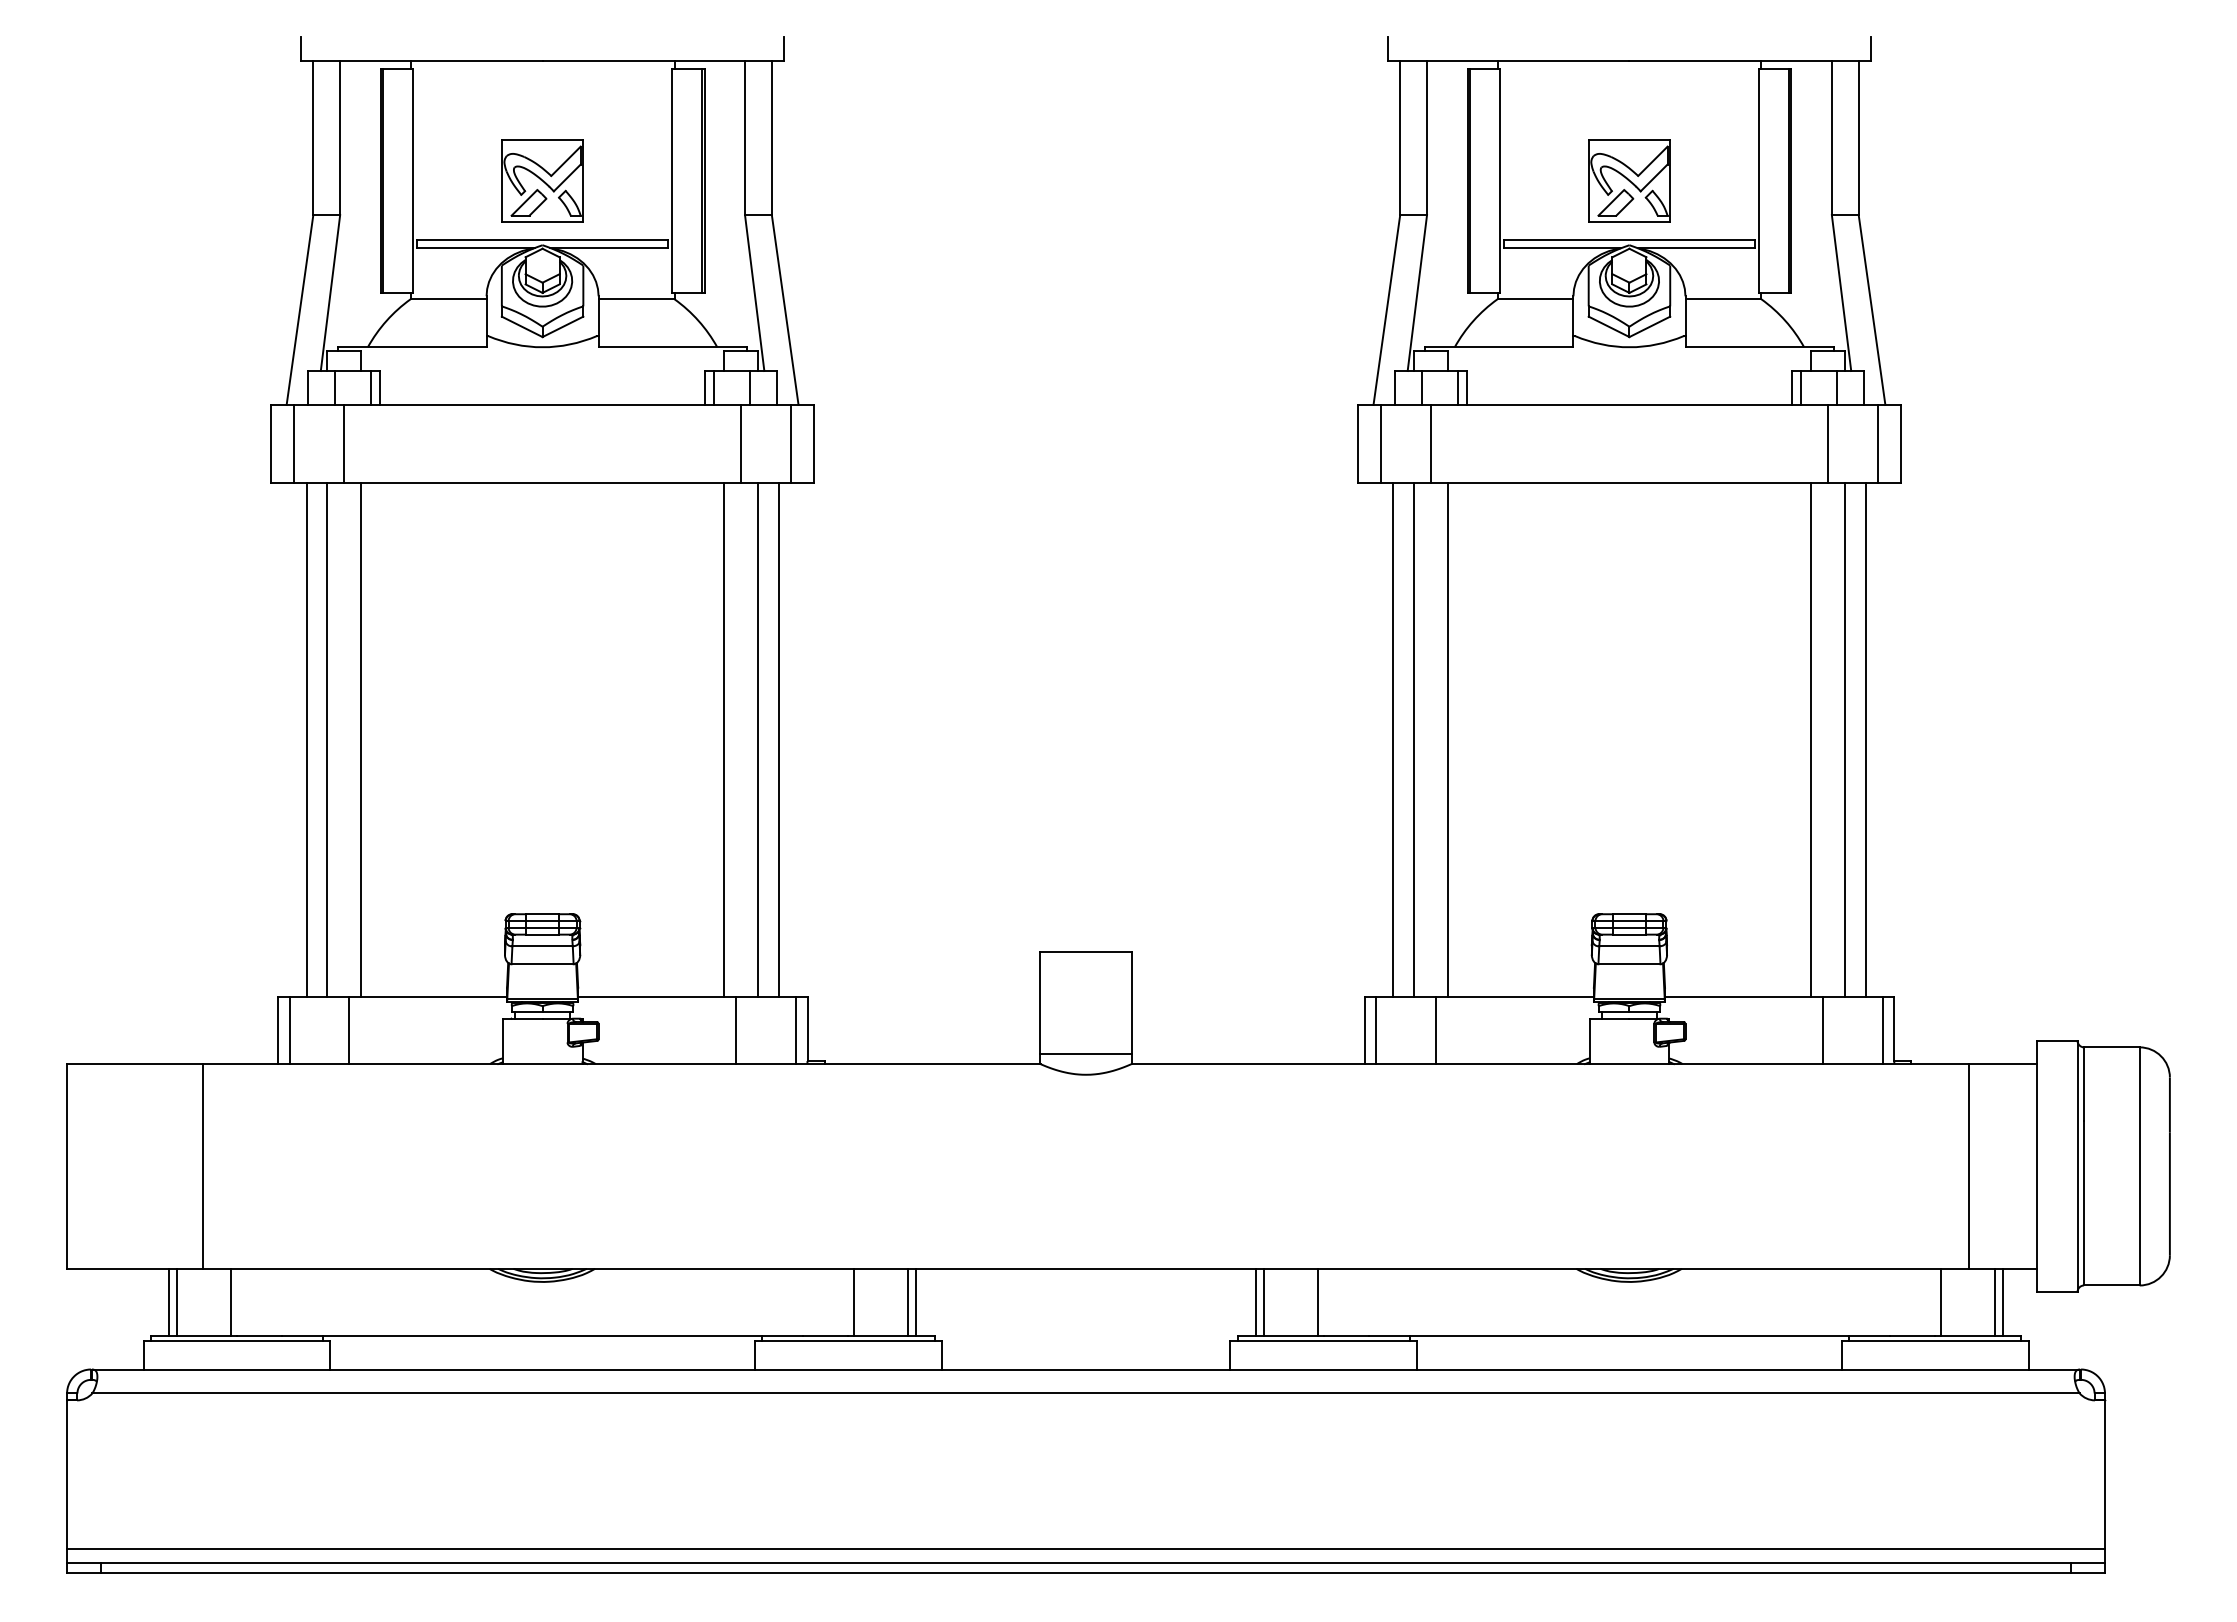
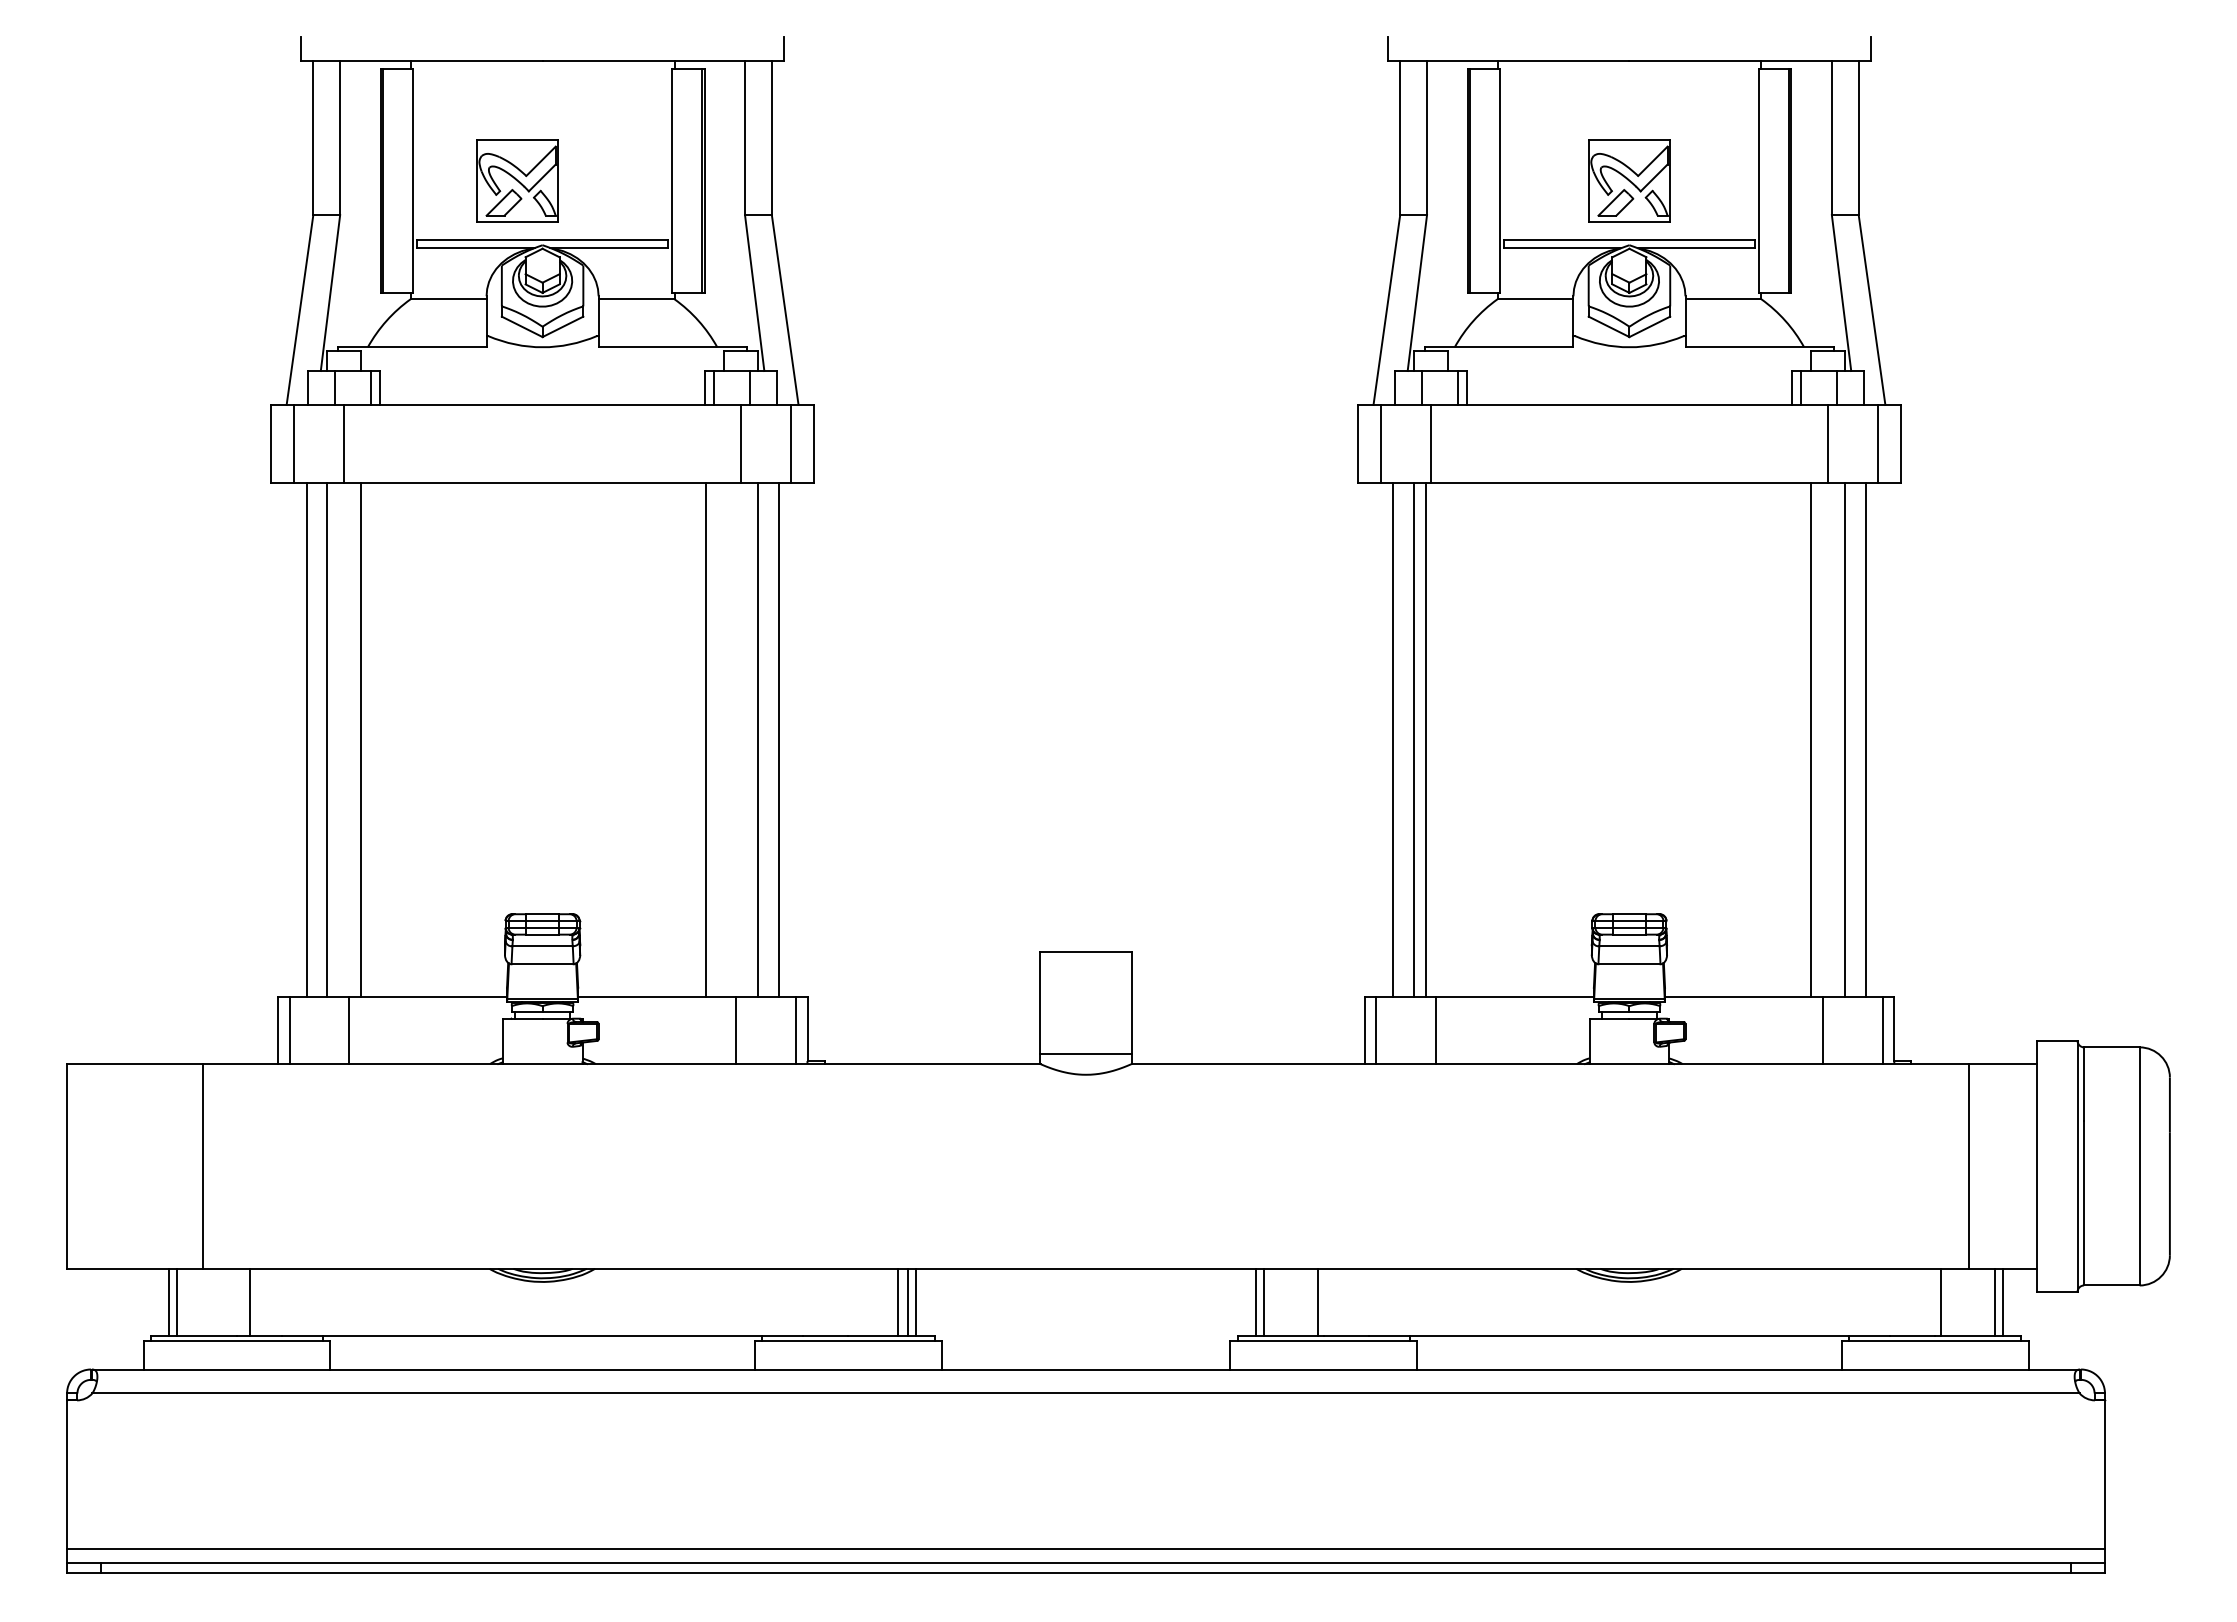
part position: (542, 180) -> (517, 180) (517, 180)
line position: (723, 739) -> (705, 739) (705, 739)
line position: (1448, 739) -> (1426, 739) (1426, 739)
line position: (231, 1302) -> (250, 1302) (250, 1302)
line position: (853, 1302) -> (897, 1302) (897, 1302)
